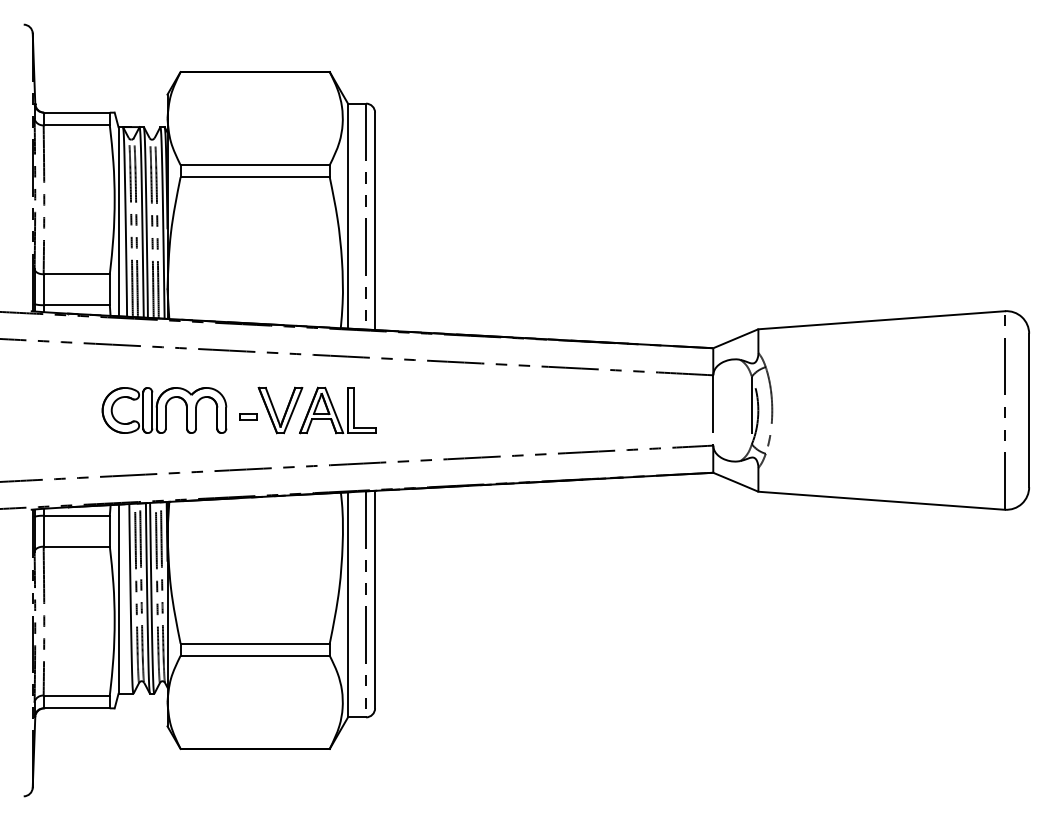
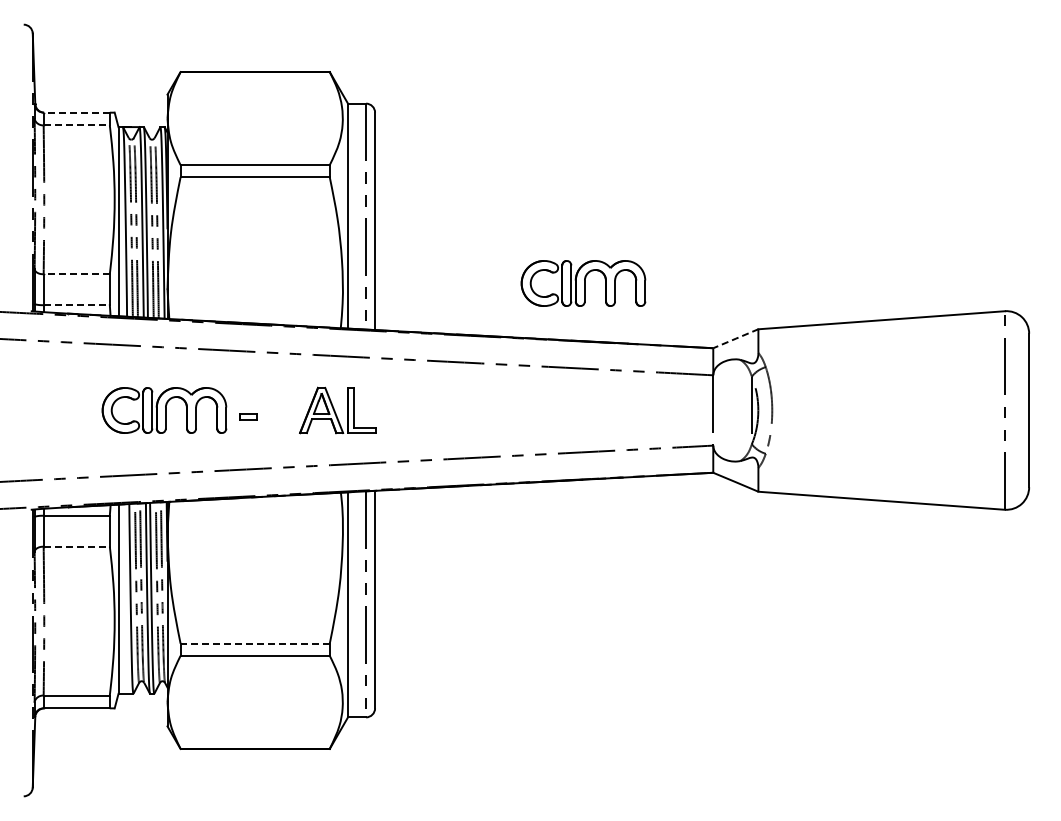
line: solid -> dashed (76, 112)
line: solid -> dashed (77, 125)
line: solid -> dashed (76, 274)
part: none -> present (583, 283)
line: solid -> dashed (77, 305)
line: solid -> dashed (736, 338)
part: present -> none (280, 410)
line: solid -> dashed (77, 546)
line: solid -> dashed (255, 643)
